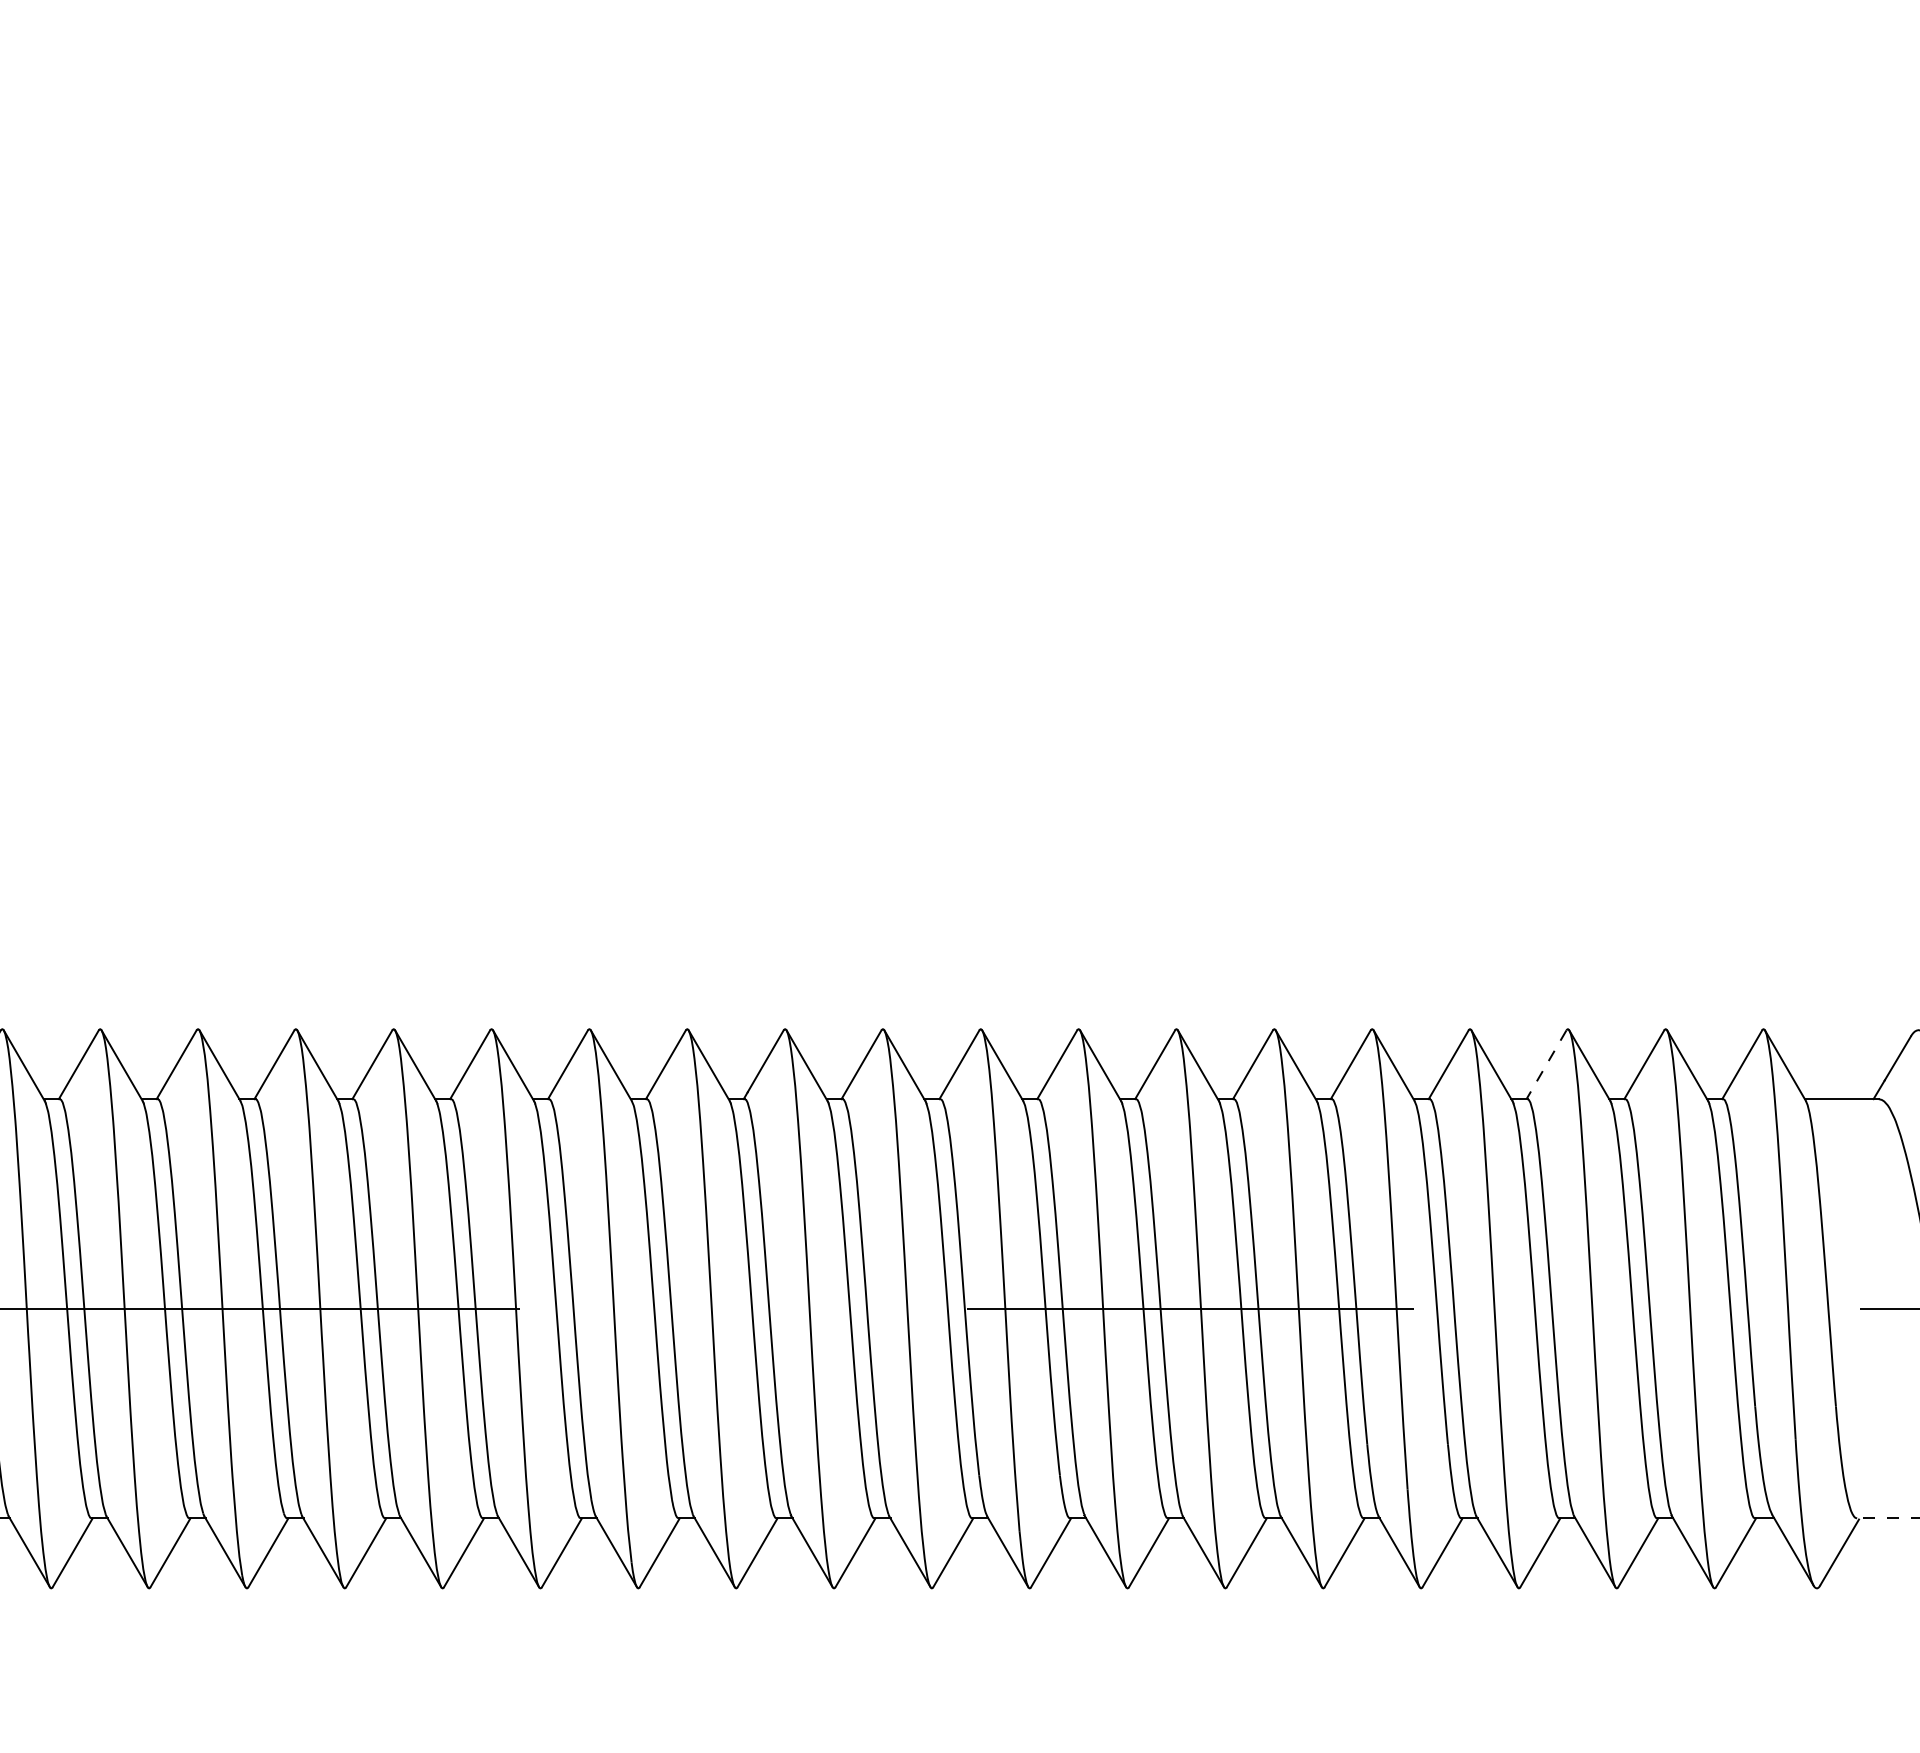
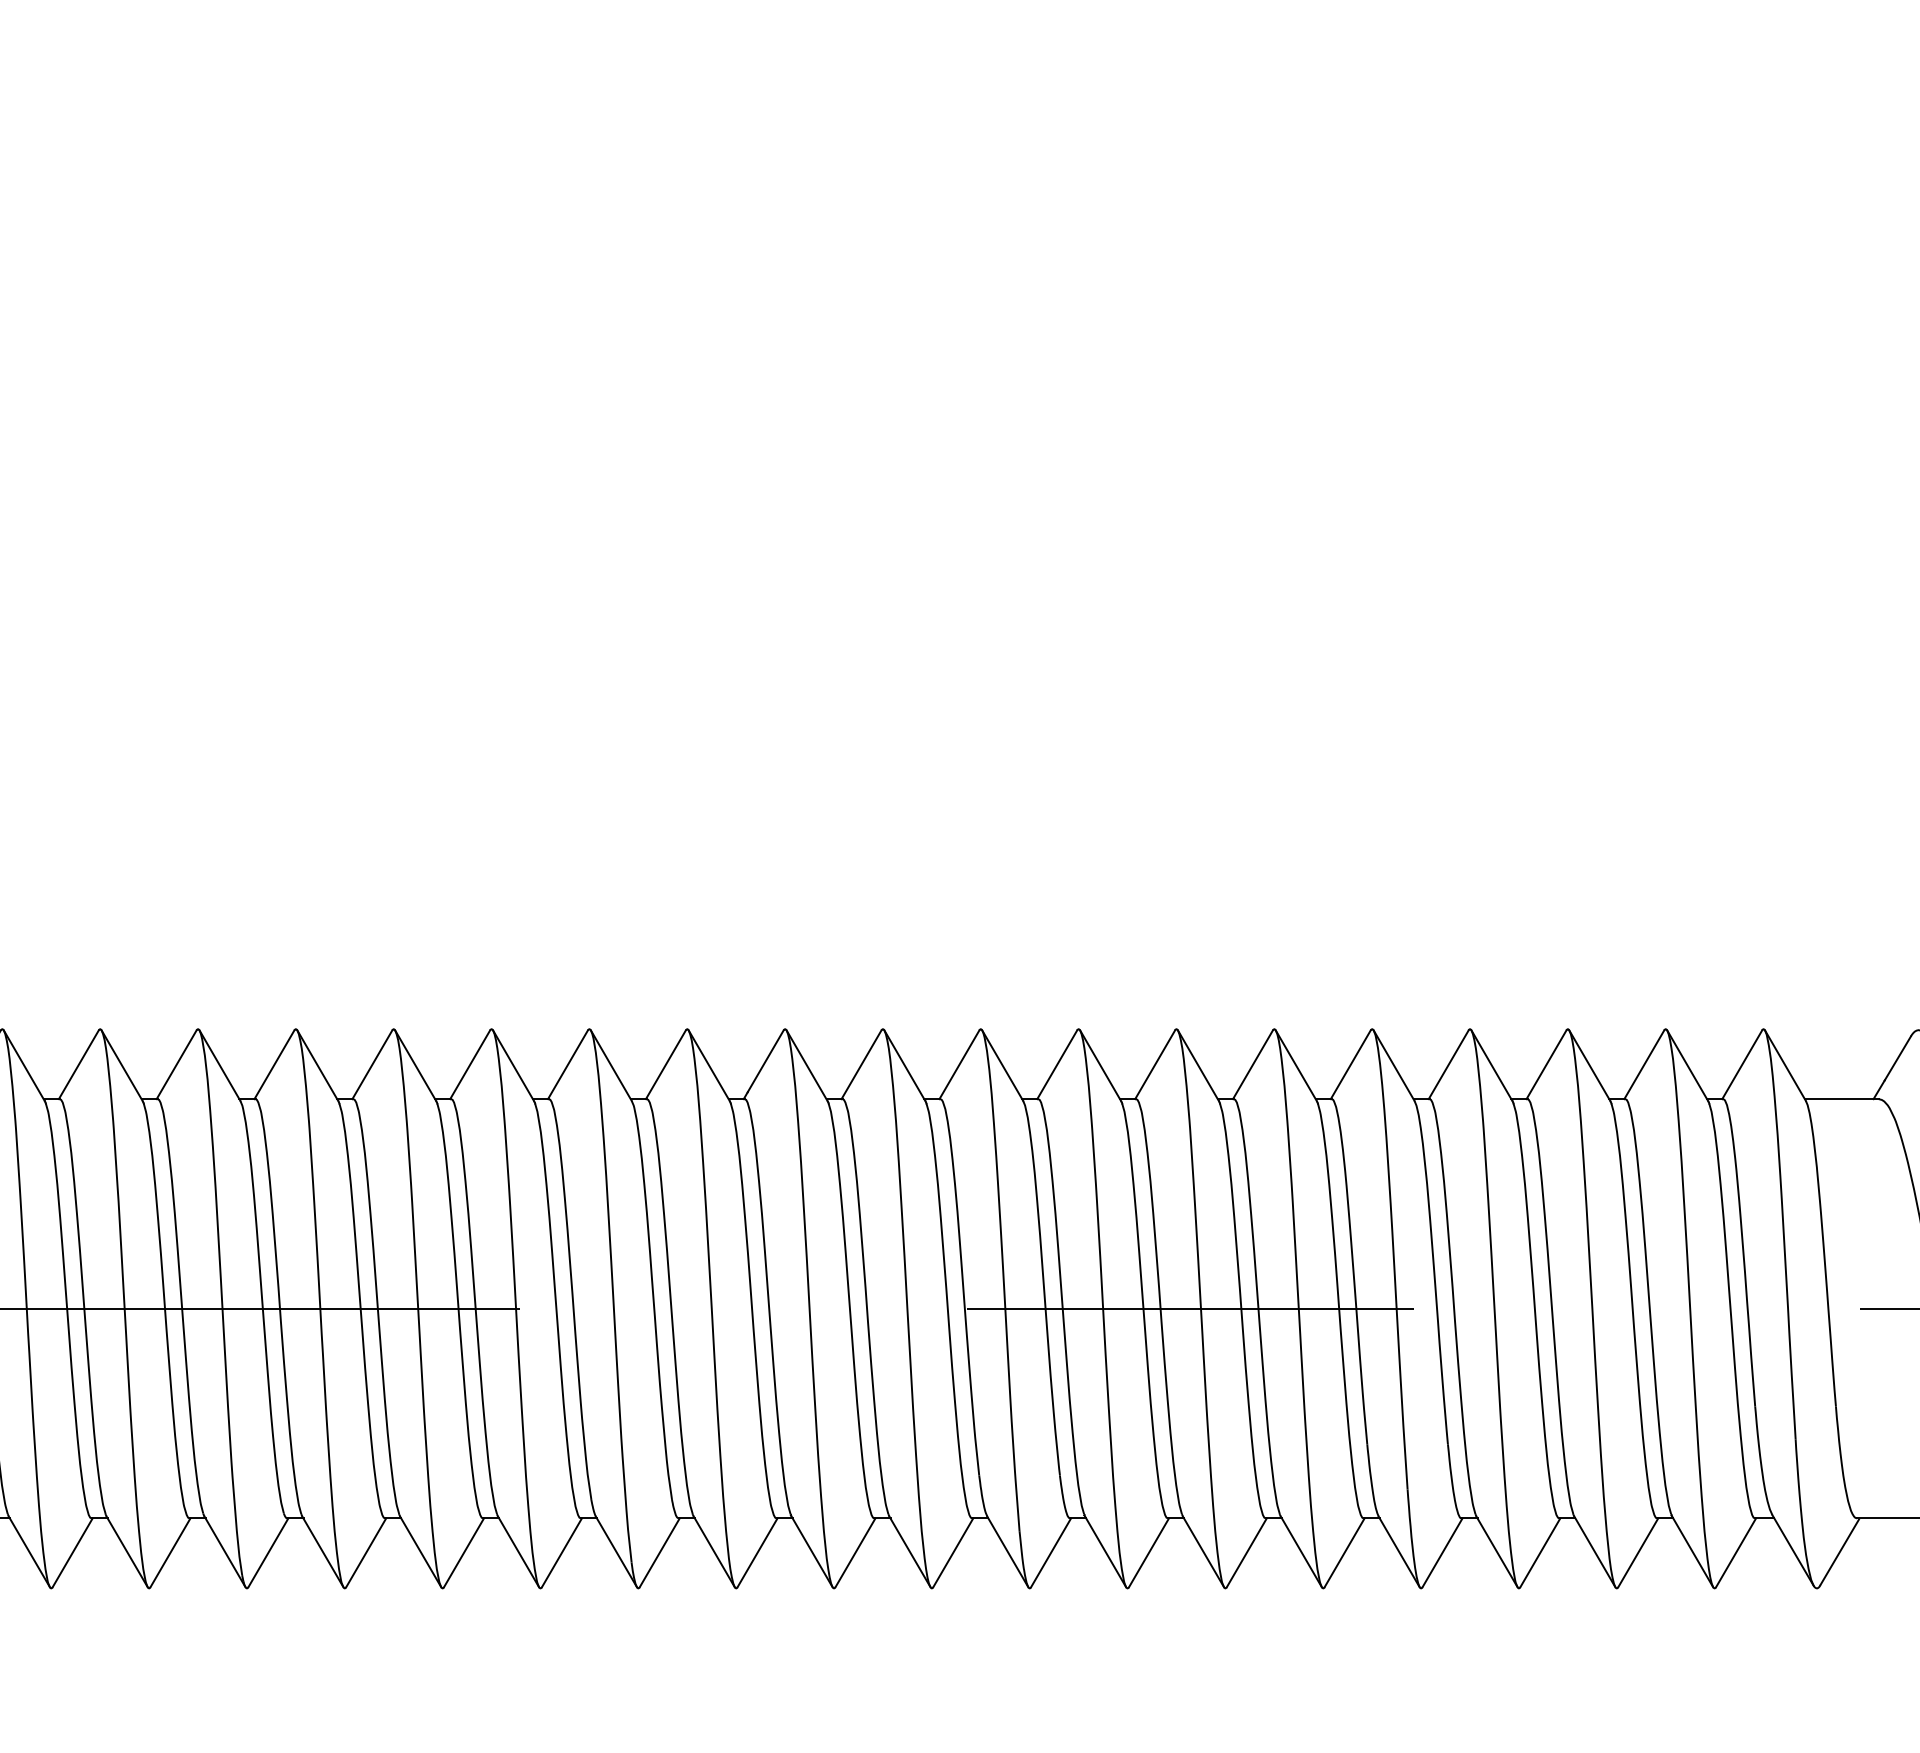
line: dashed -> solid (1546, 1064)
line: dashed -> solid (1887, 1518)
